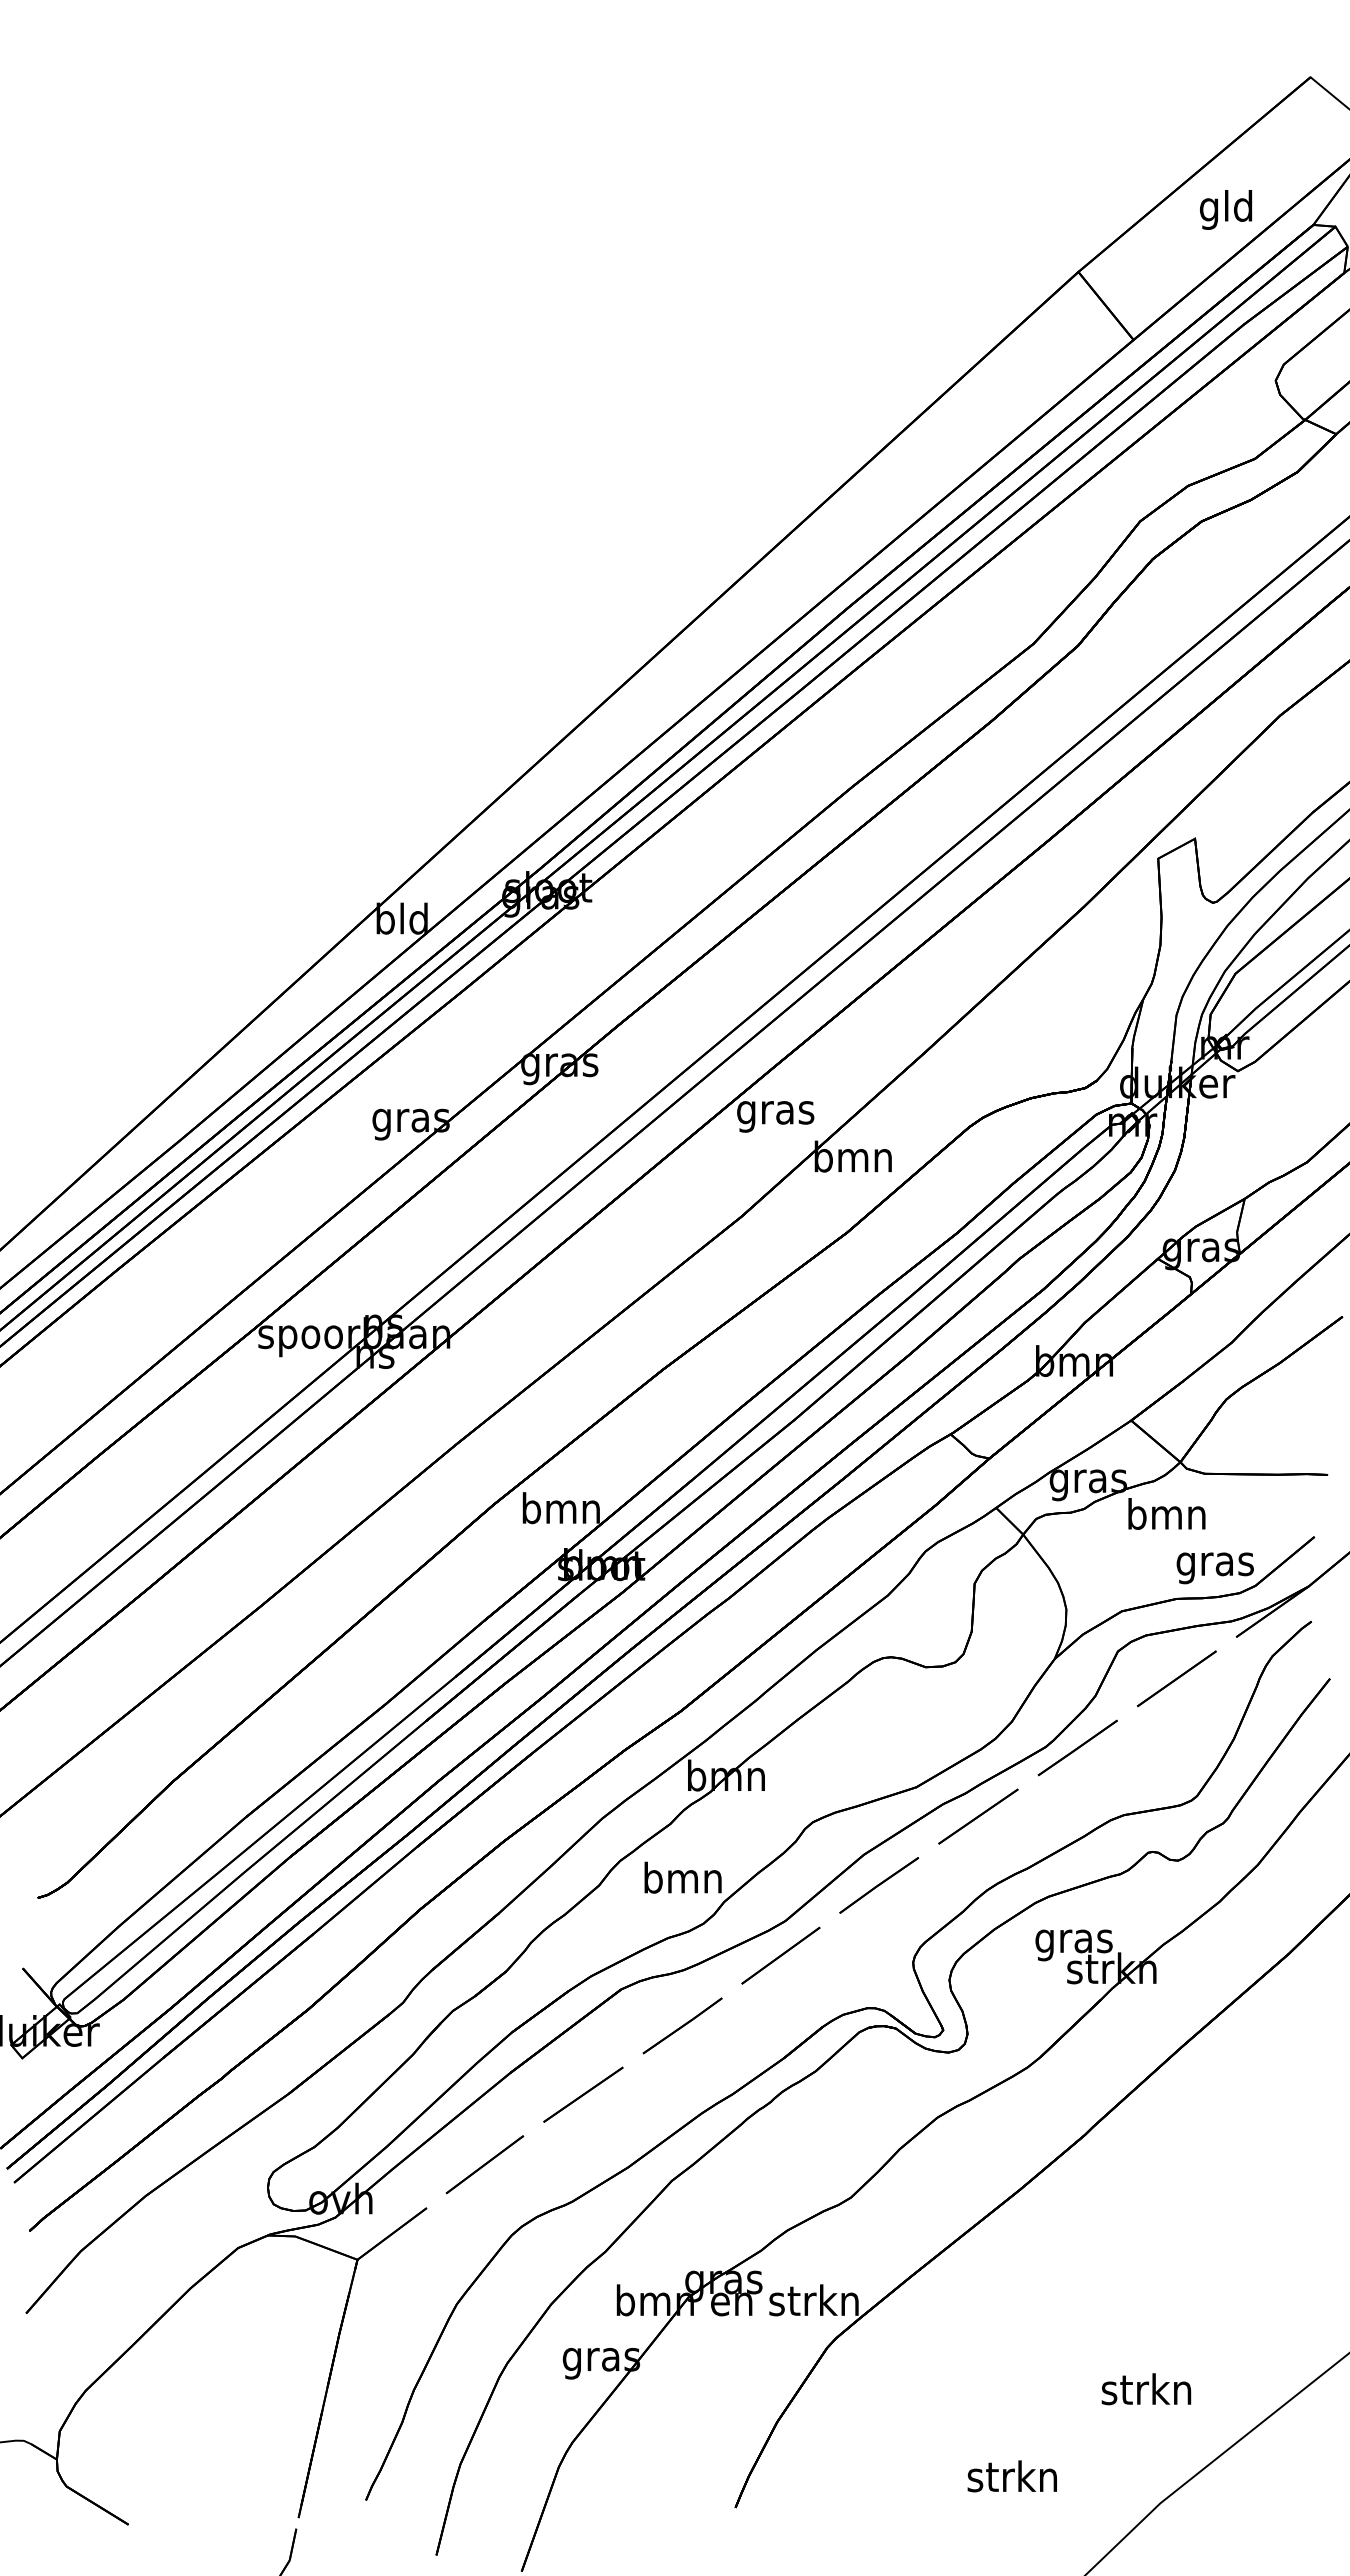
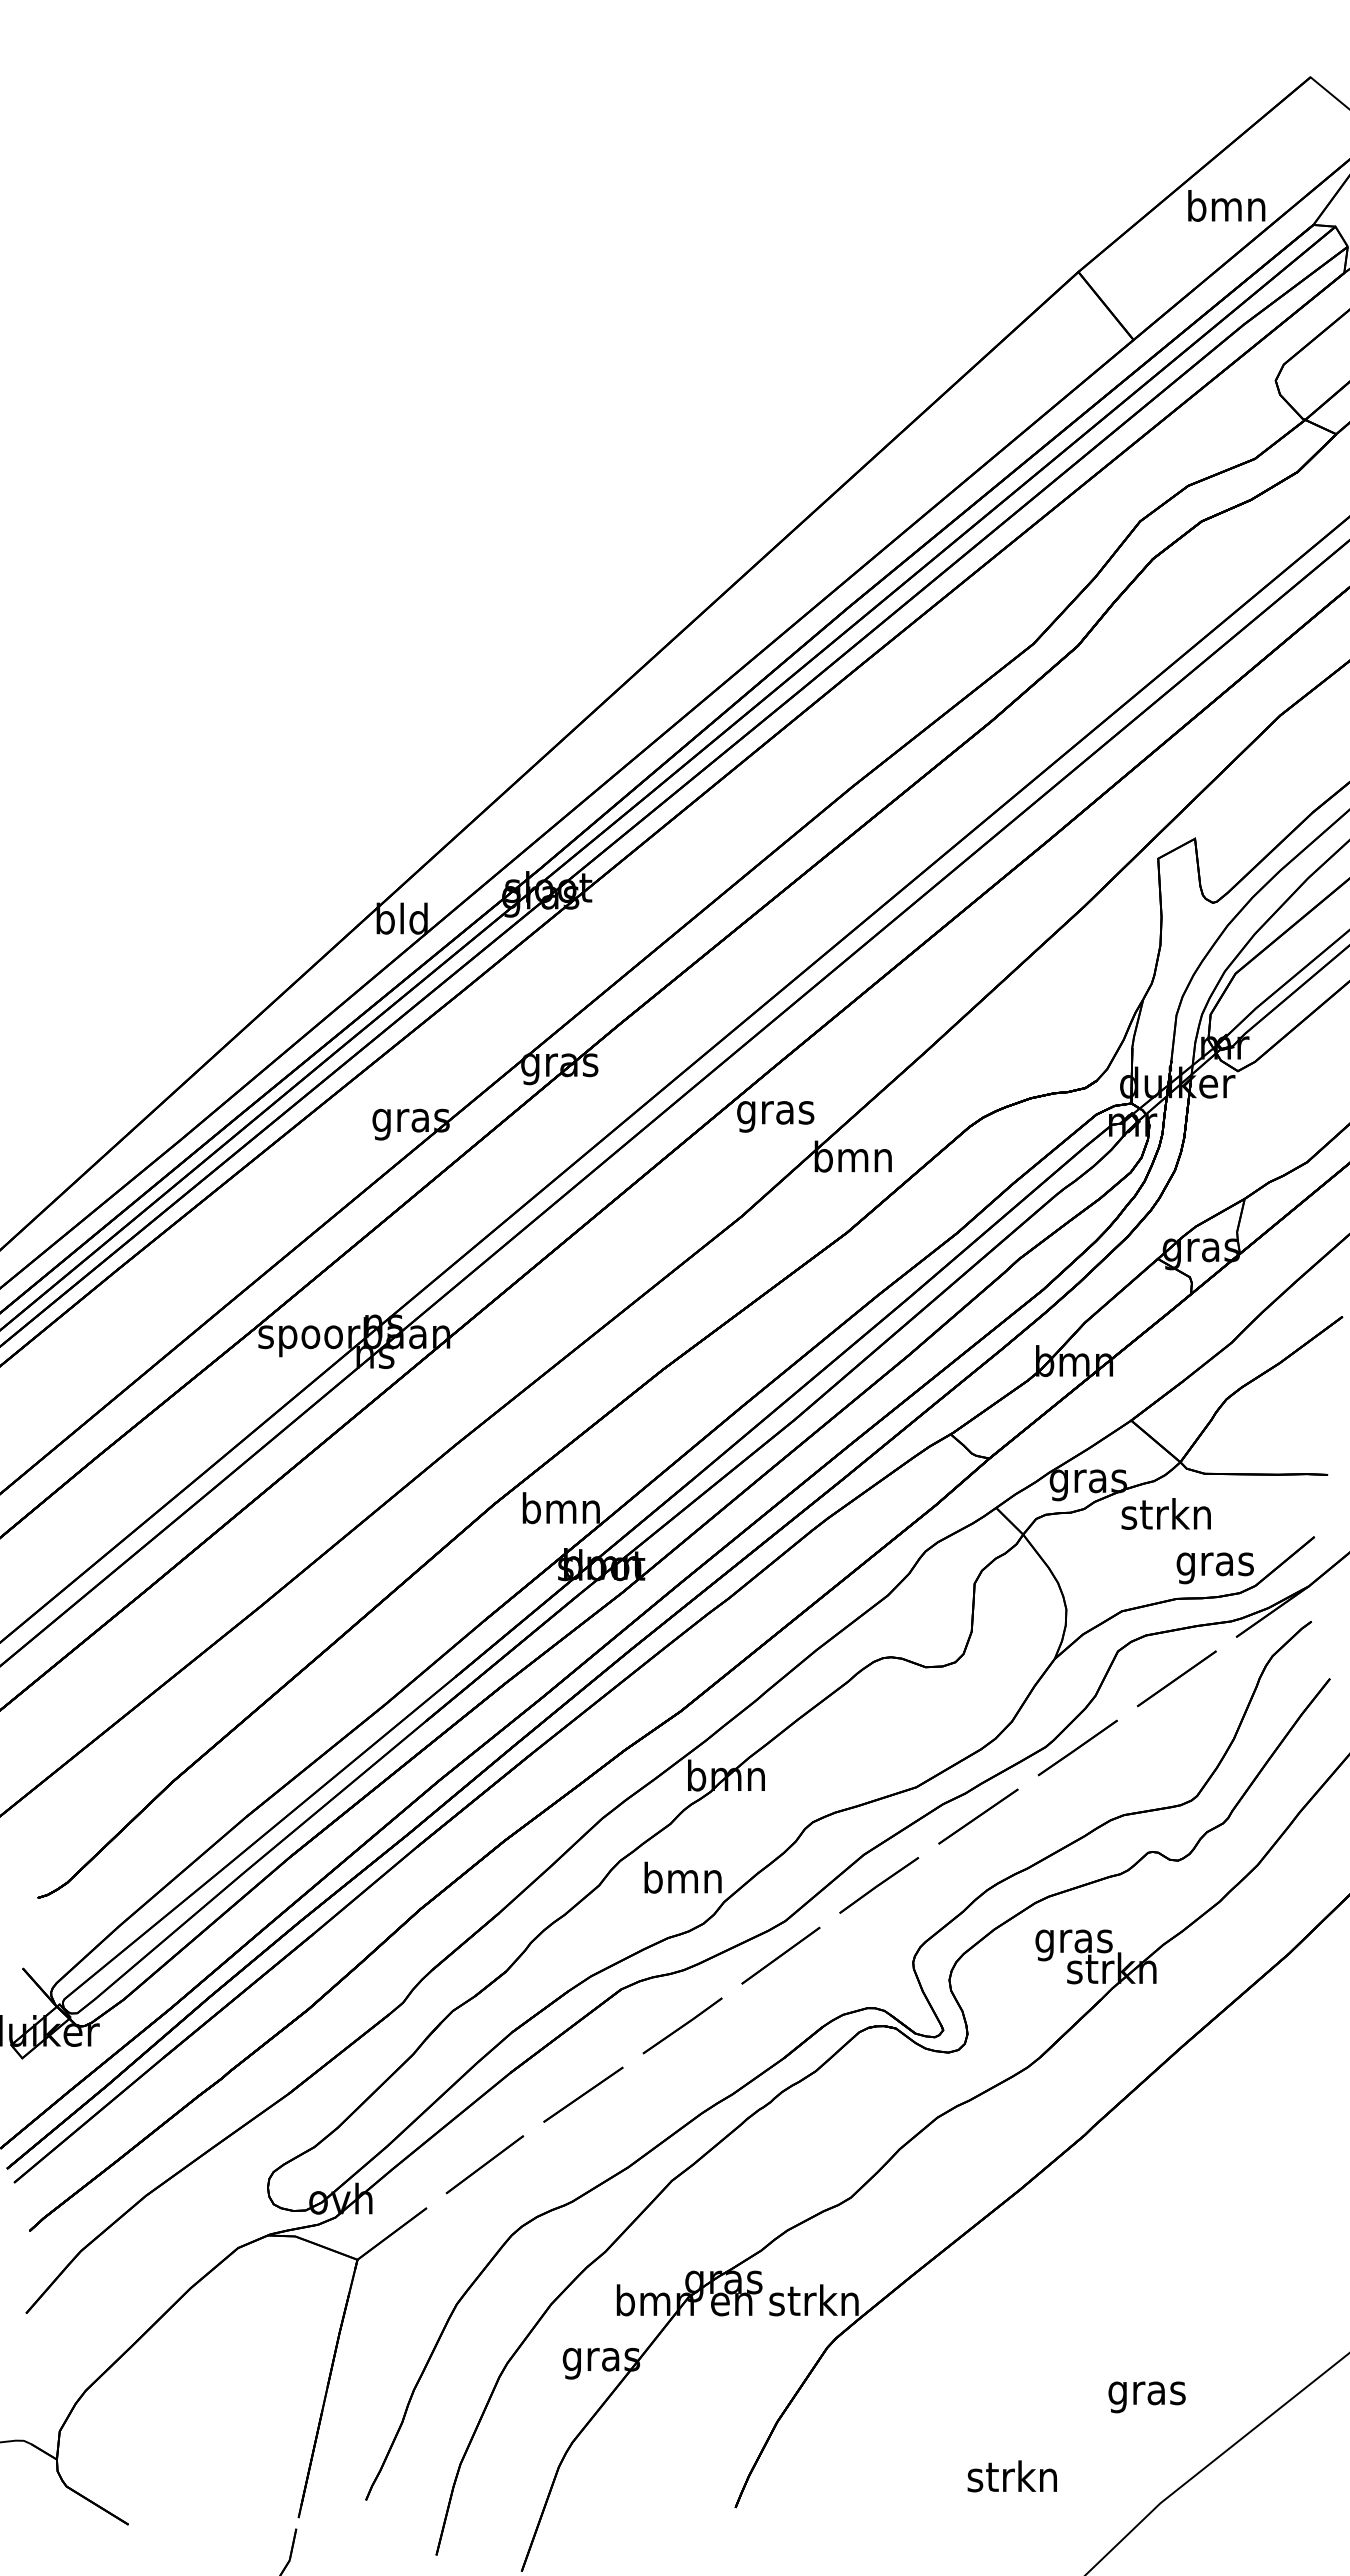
text: gld -> bmn (1226, 209)
text: bmn -> strkn (1165, 1513)
text: strkn -> gras (1146, 2393)
